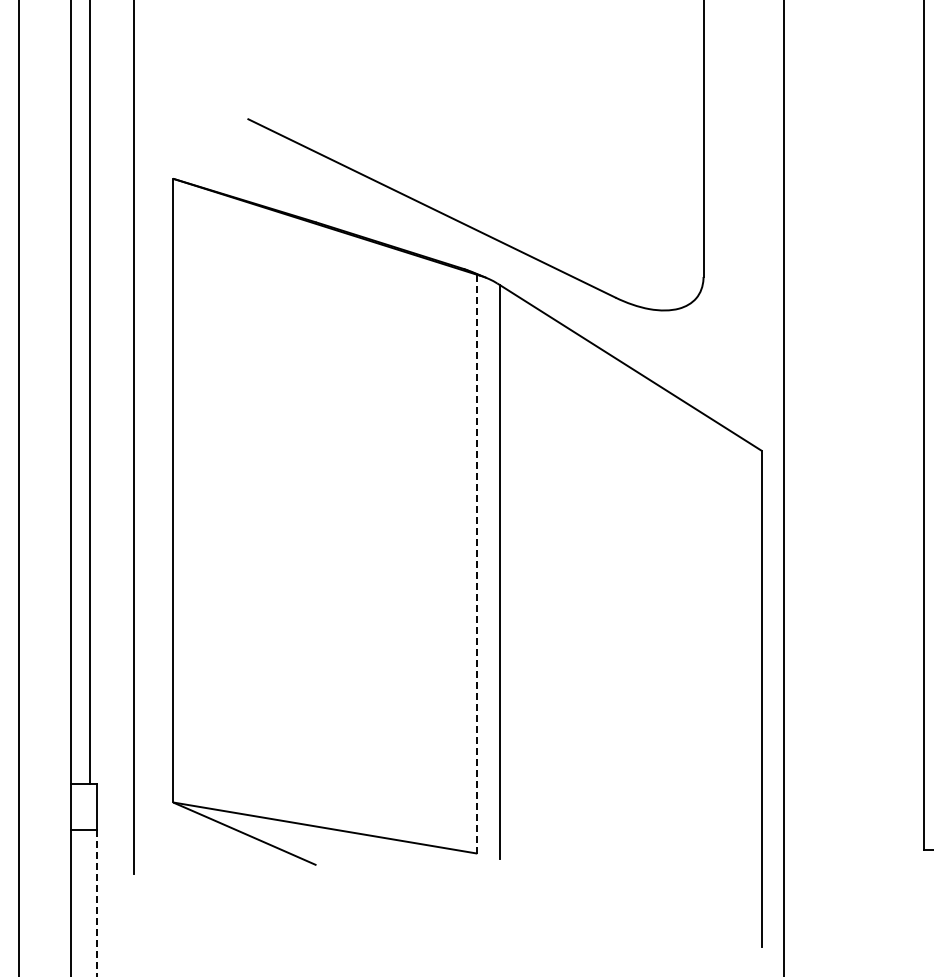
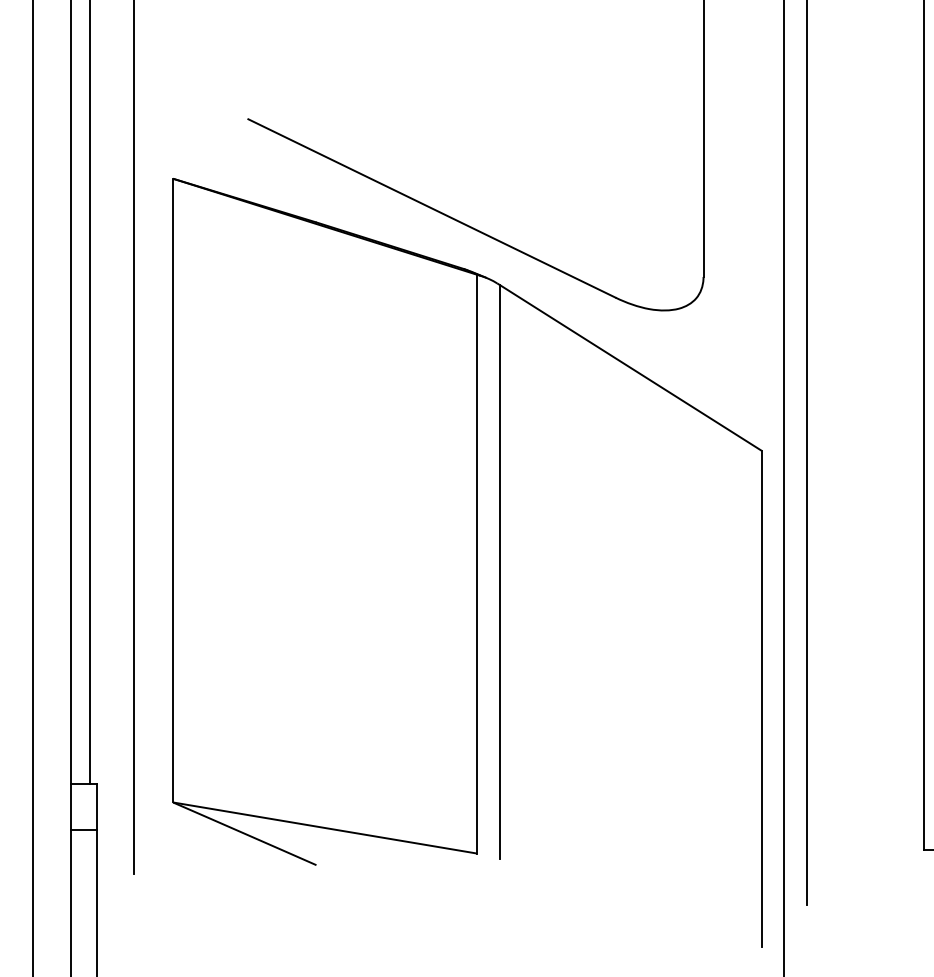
line: none -> present (806, 453)
line position: (18, 487) -> (32, 487) (32, 487)
line: dashed -> solid (477, 563)
line: dashed -> solid (97, 903)
